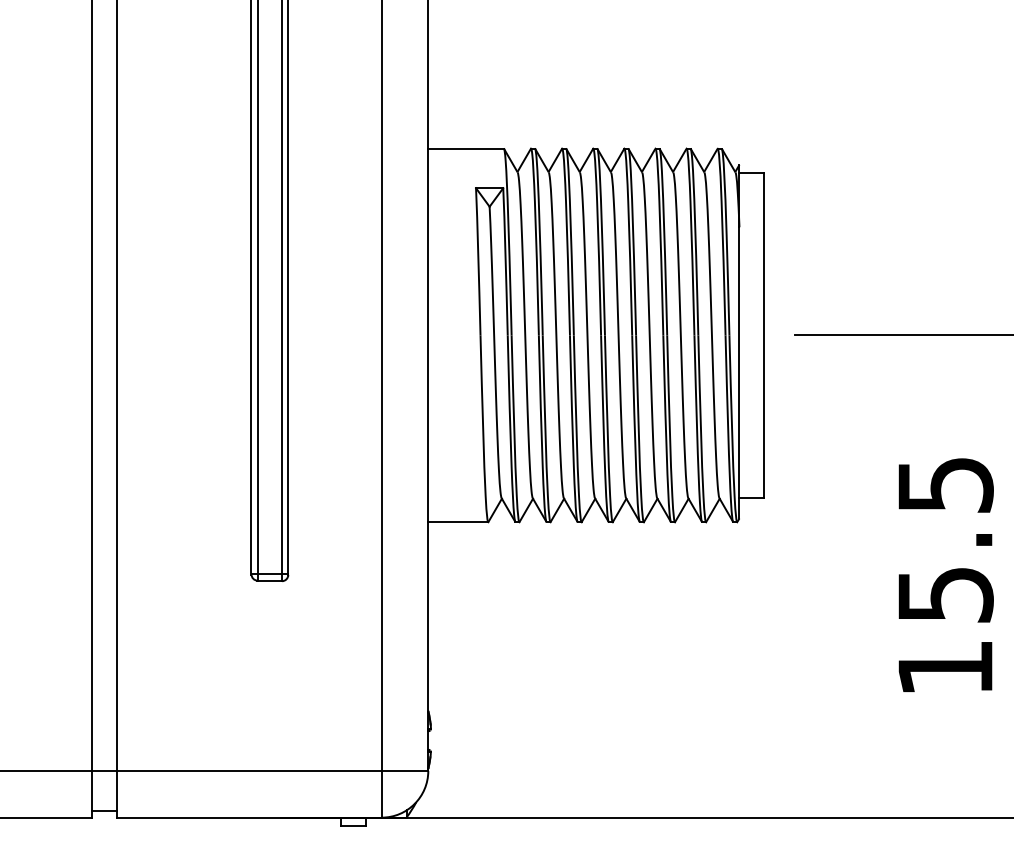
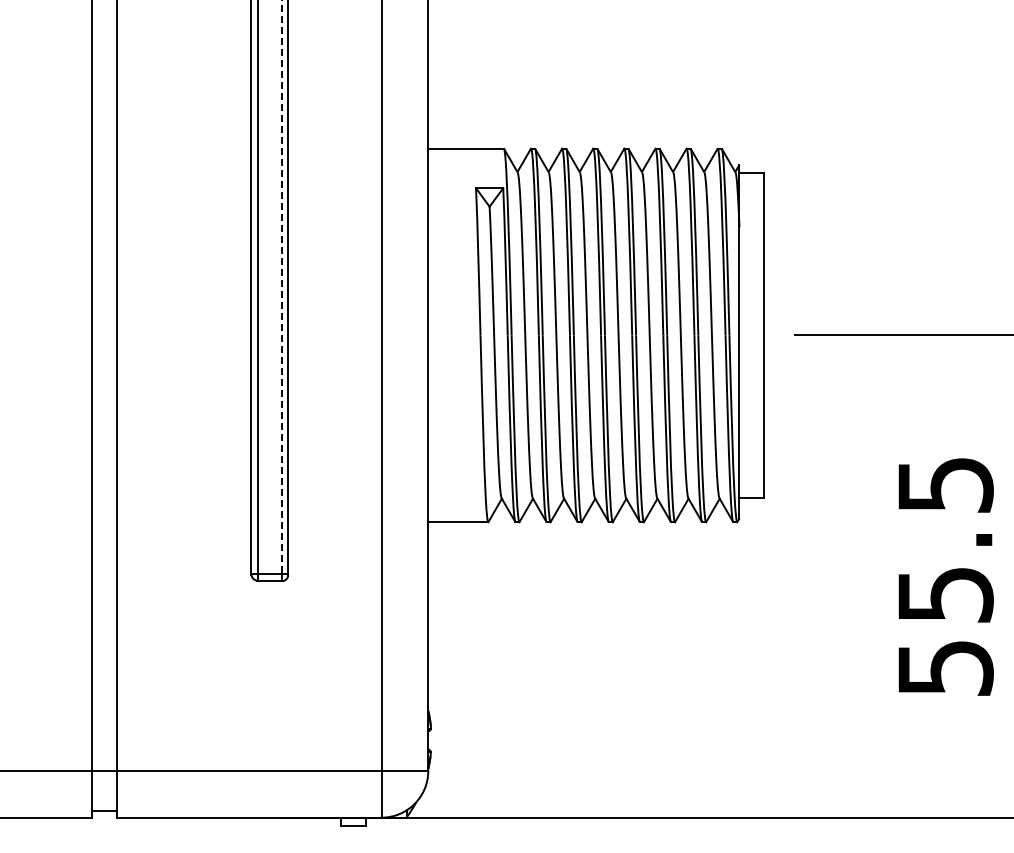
line: solid -> dashed (281, 287)
text: 15.5 -> 55.5 (945, 668)
